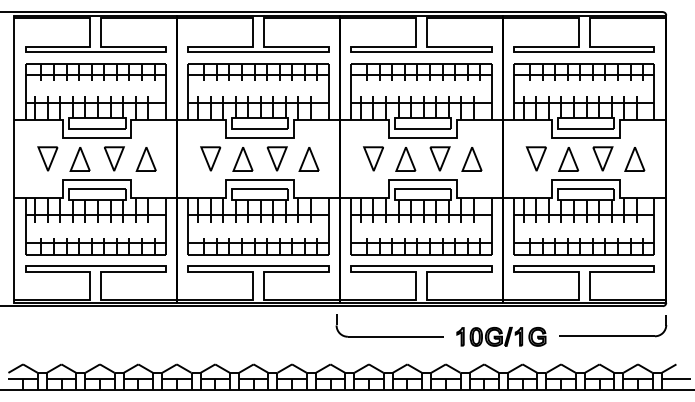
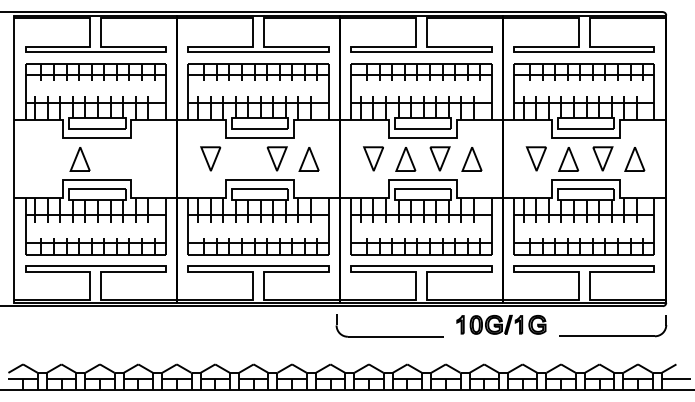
part: present -> none (47, 158)
part: present -> none (114, 158)
part: present -> none (145, 159)
part: present -> none (242, 159)
part position: (501, 336) -> (501, 324) (501, 324)
